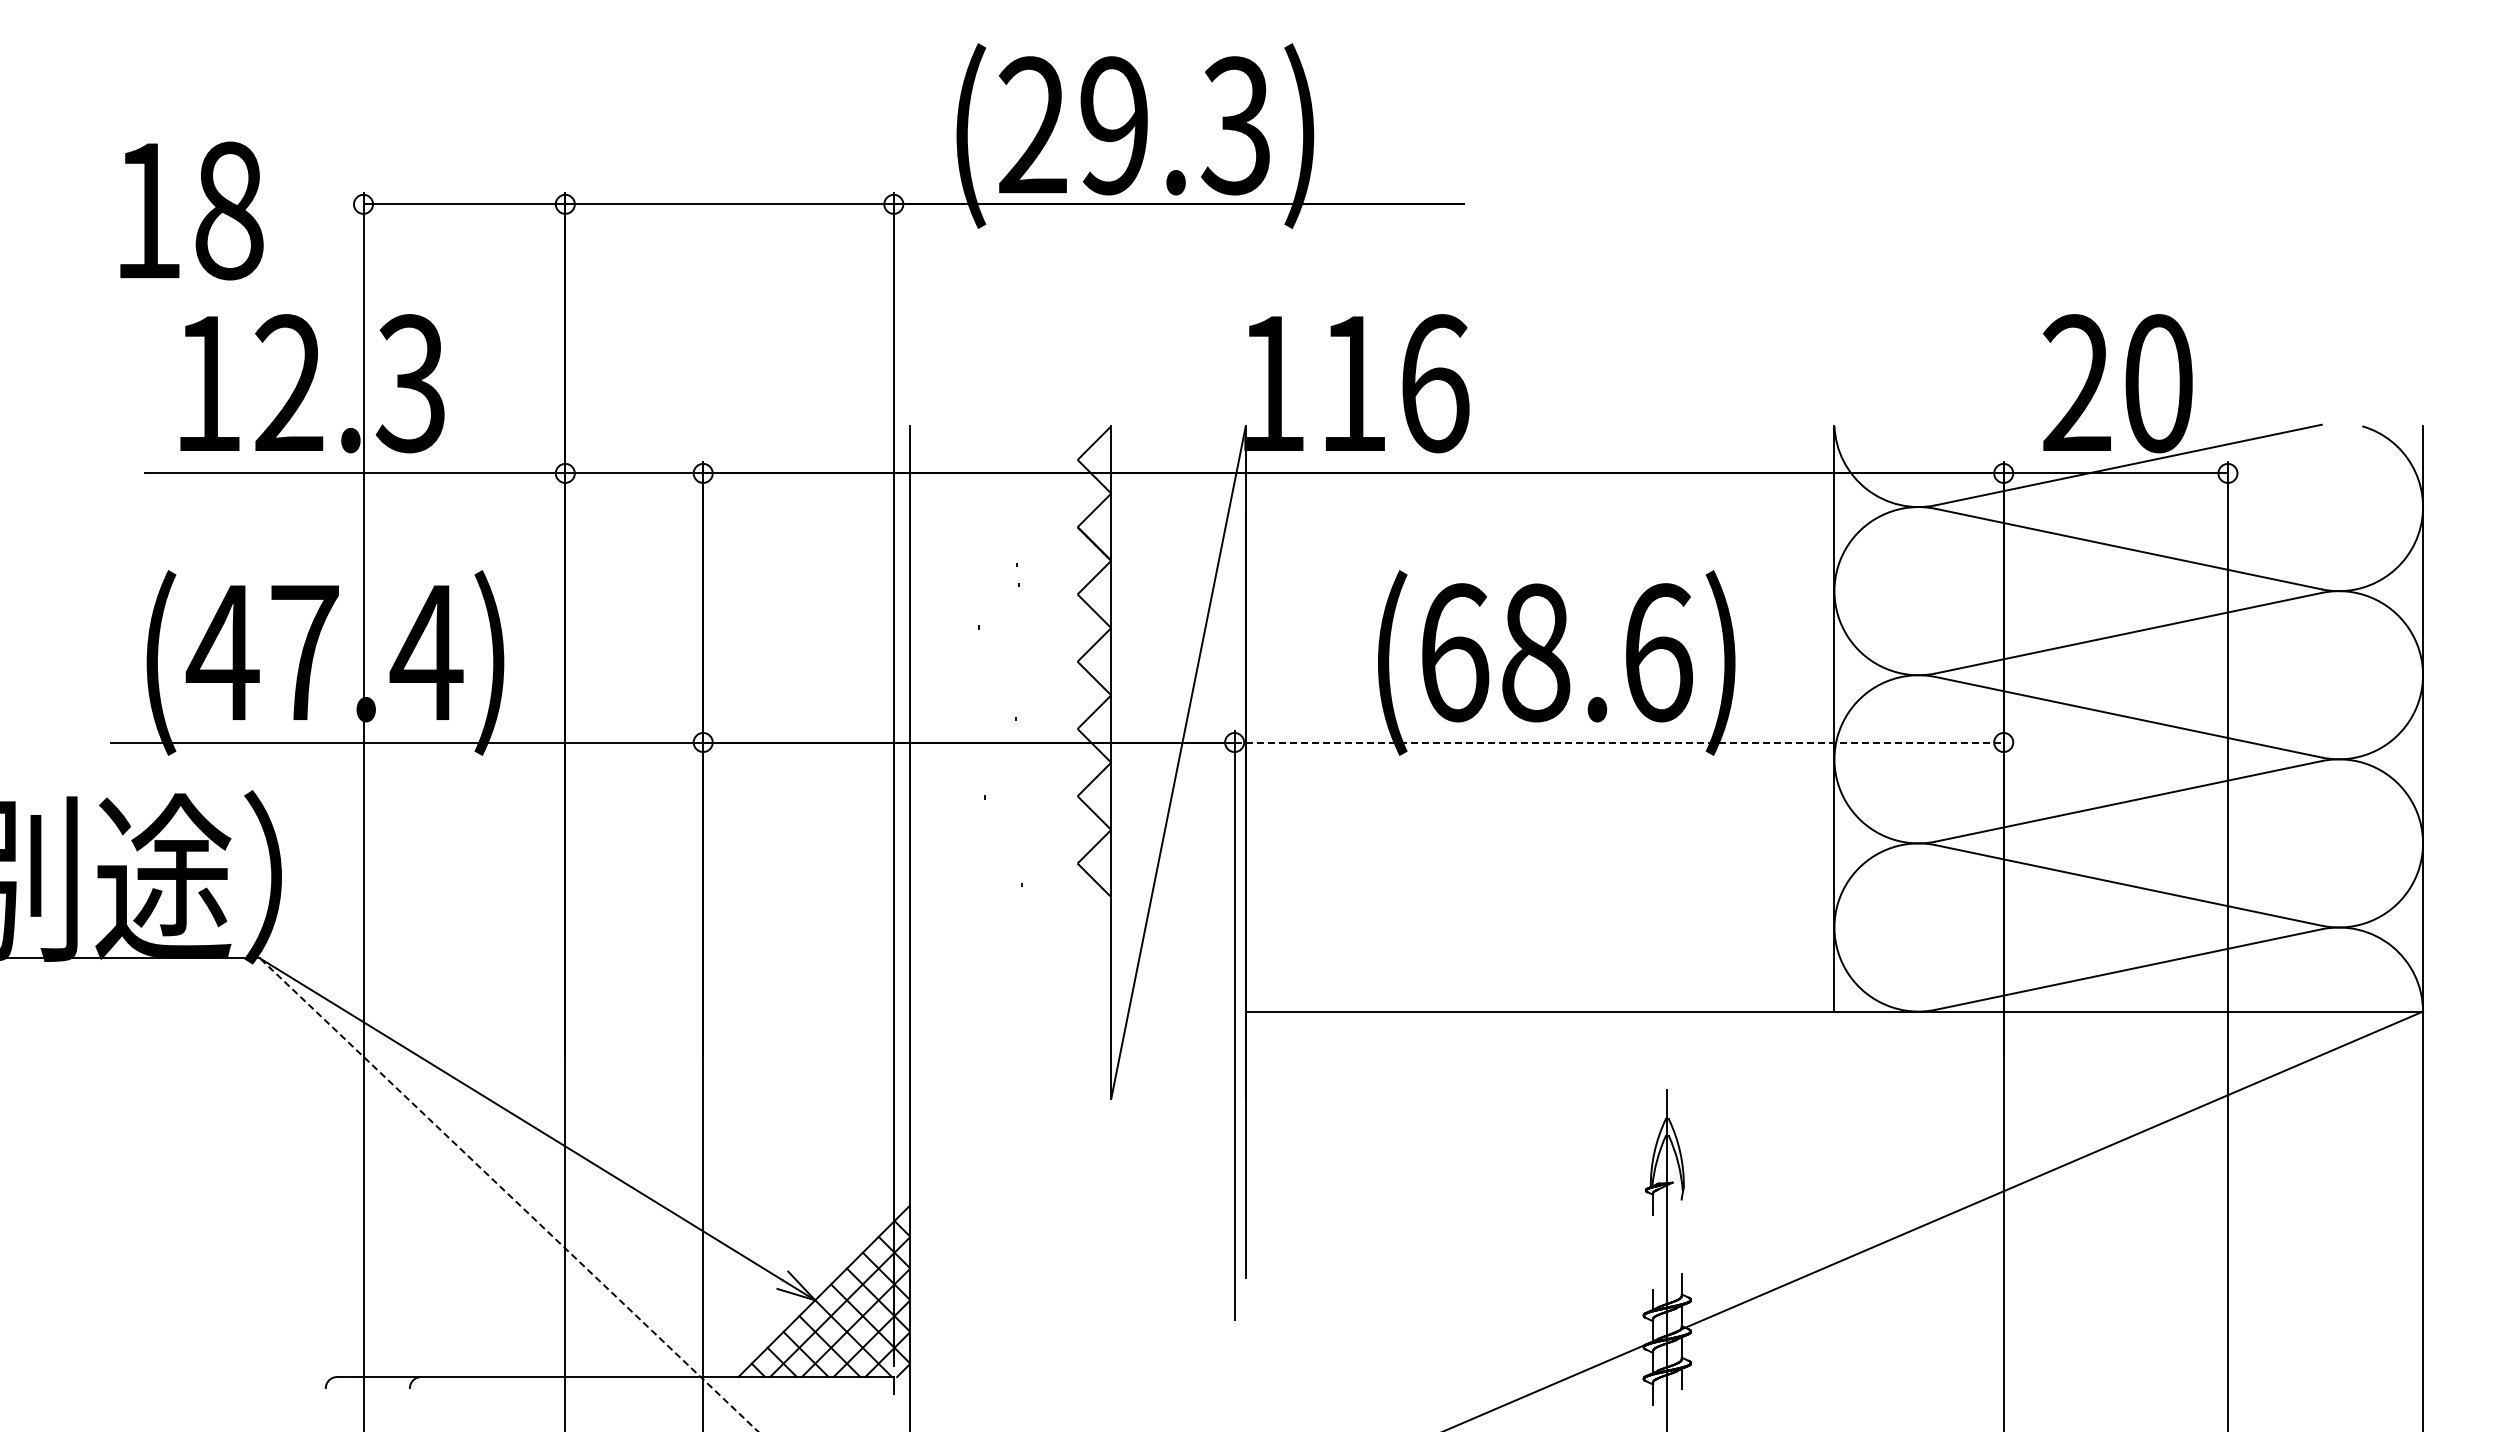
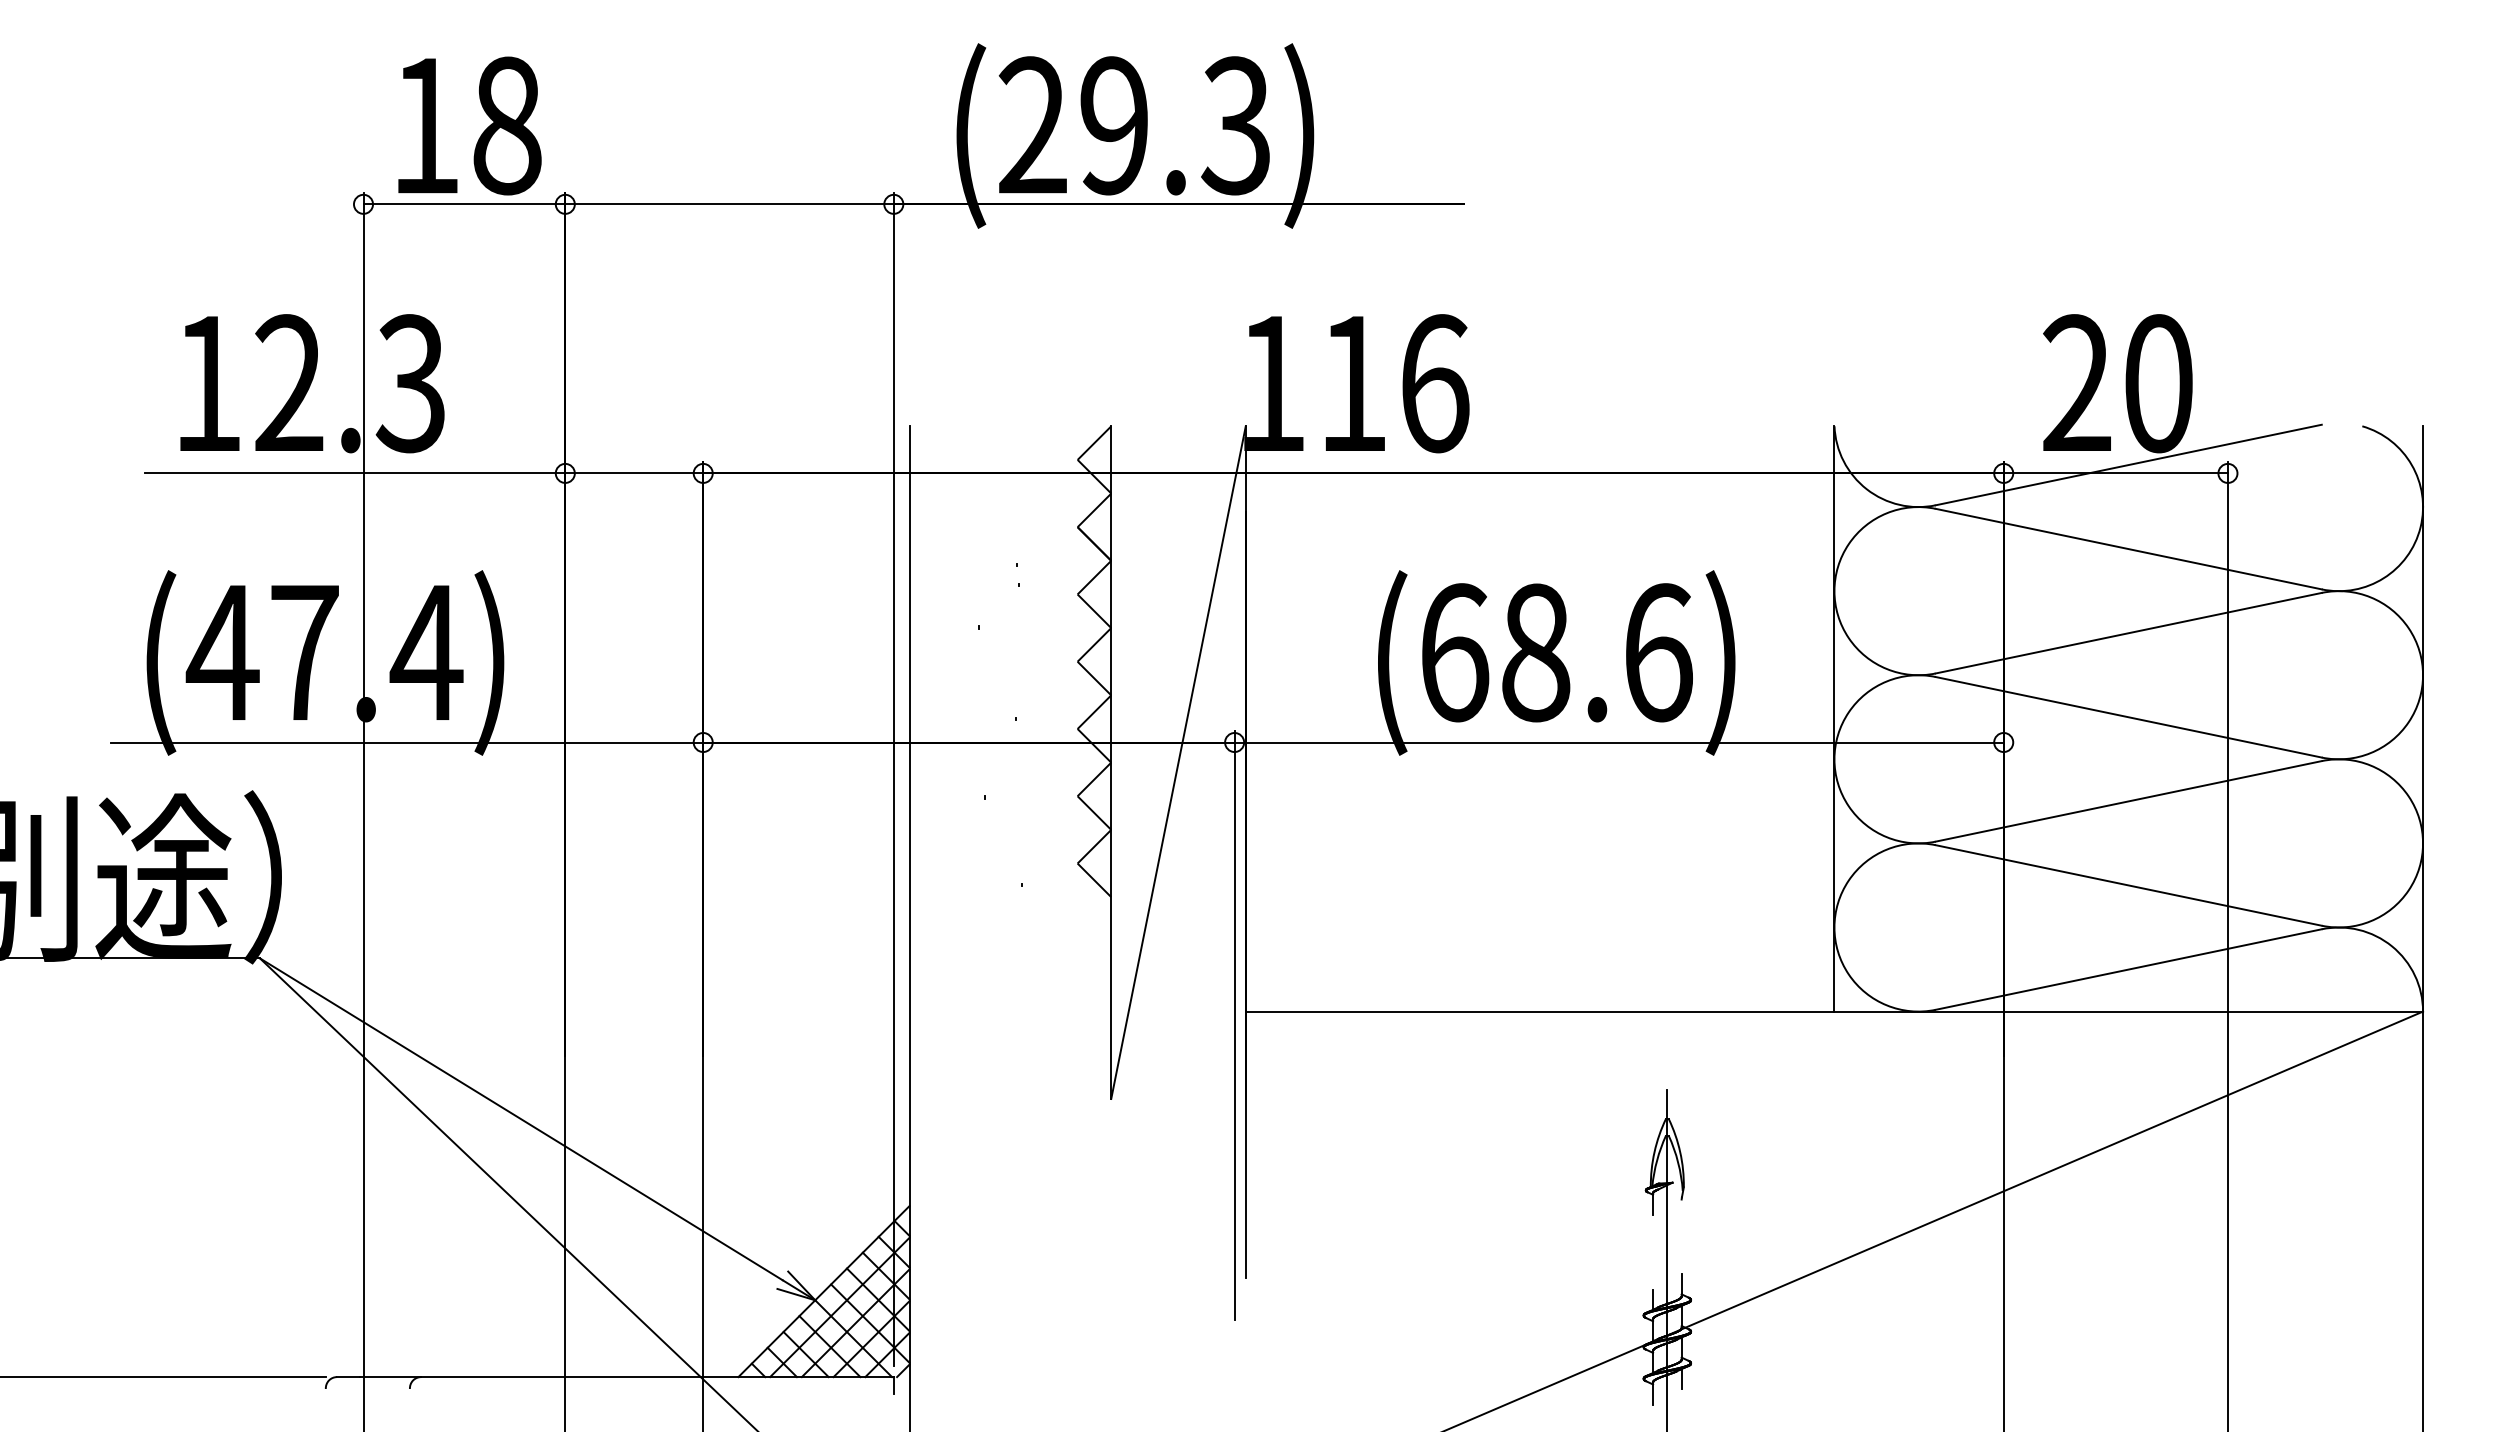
text position: (191, 210) -> (469, 125) (469, 125)
line: dashed -> solid (1619, 742)
line: dashed -> solid (508, 1194)
line: none -> present (163, 1377)
